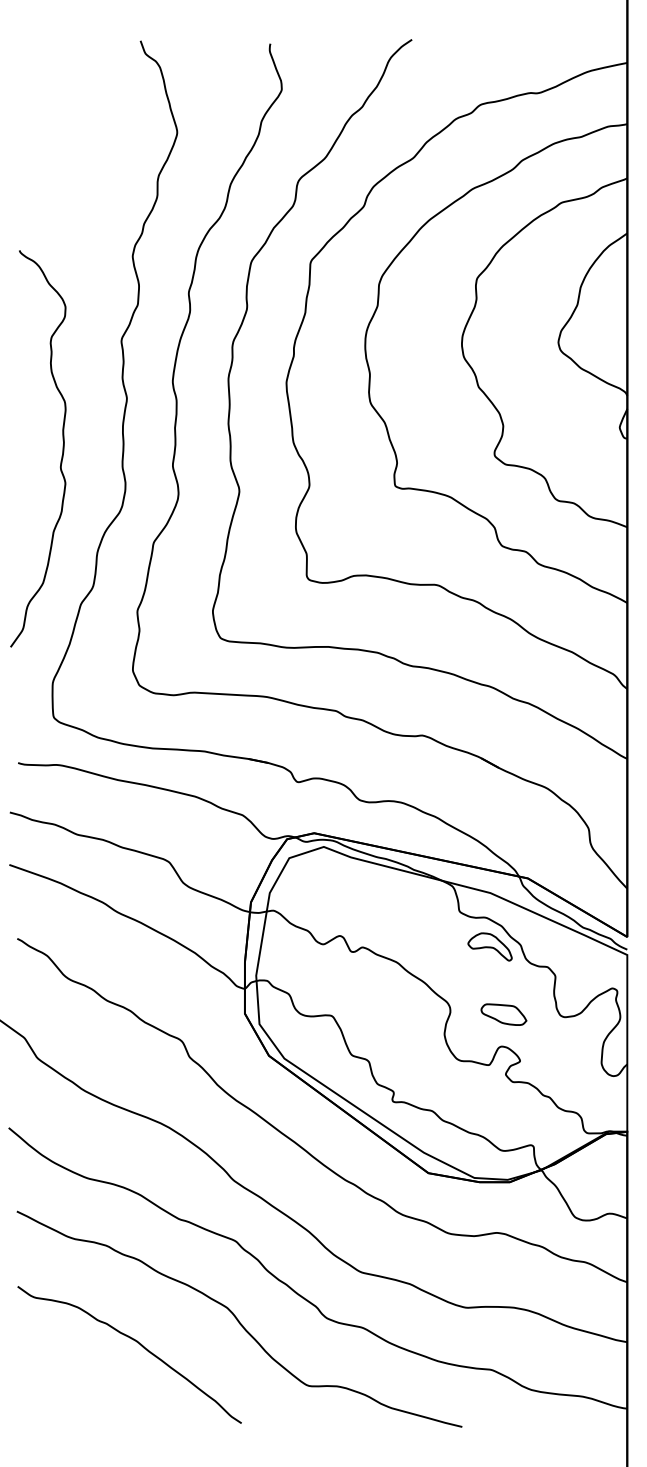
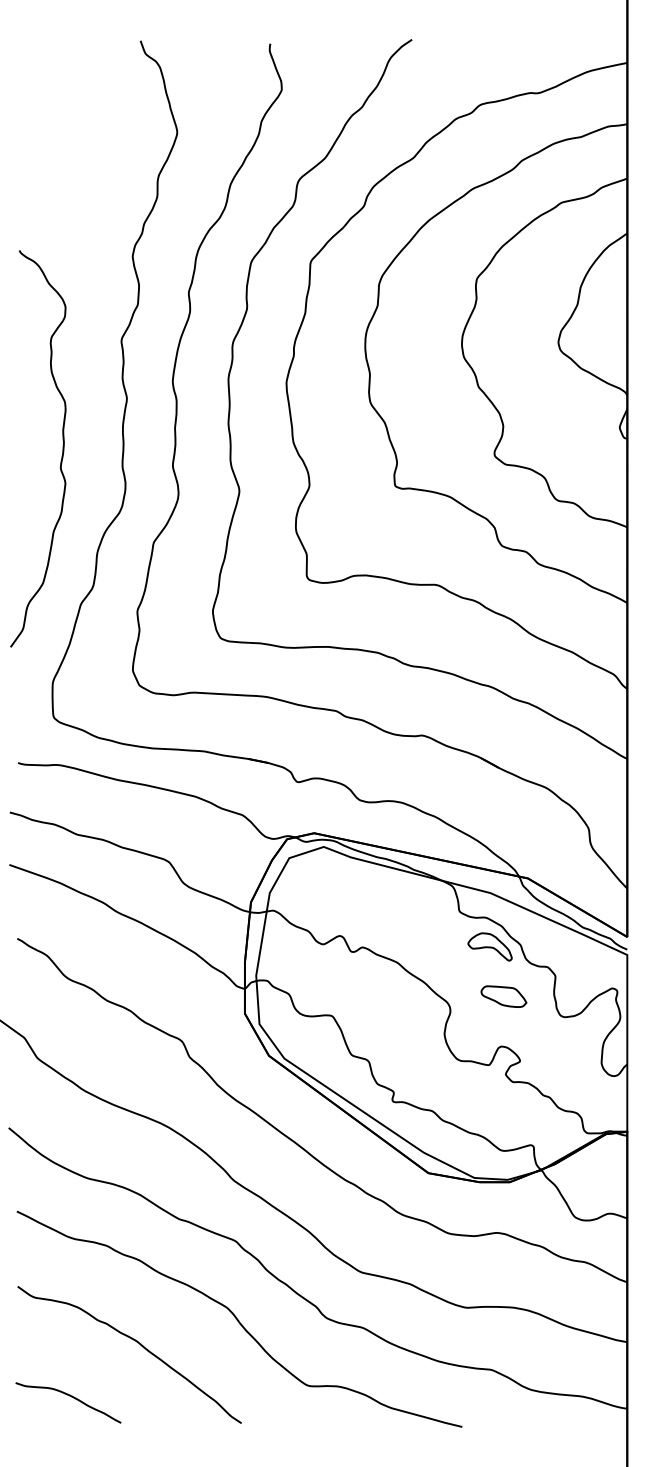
part position: (503, 1014) -> (503, 996) (503, 996)
curve: none -> present (71, 1397)
